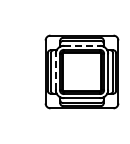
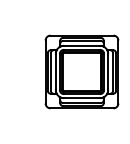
line: dashed -> solid (82, 45)
line: dashed -> solid (55, 71)
